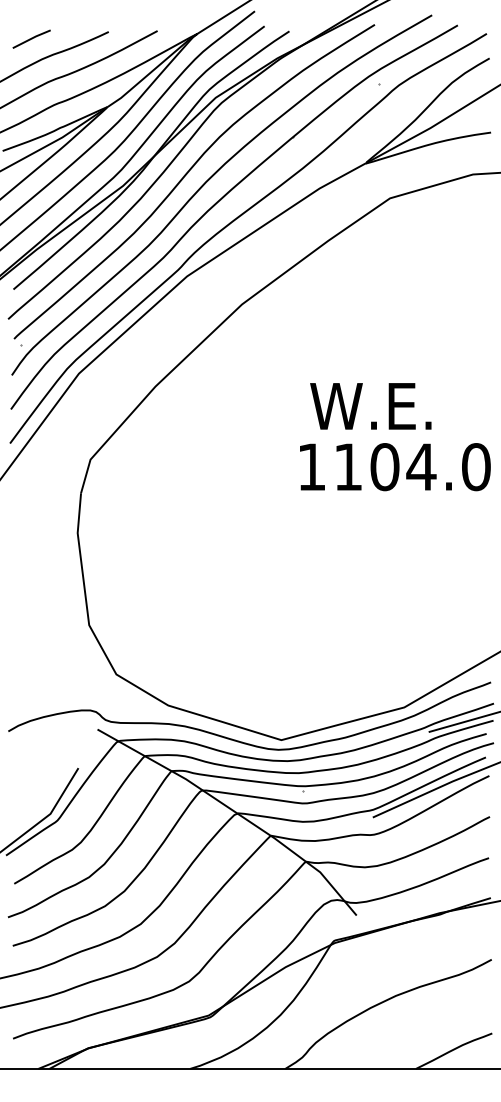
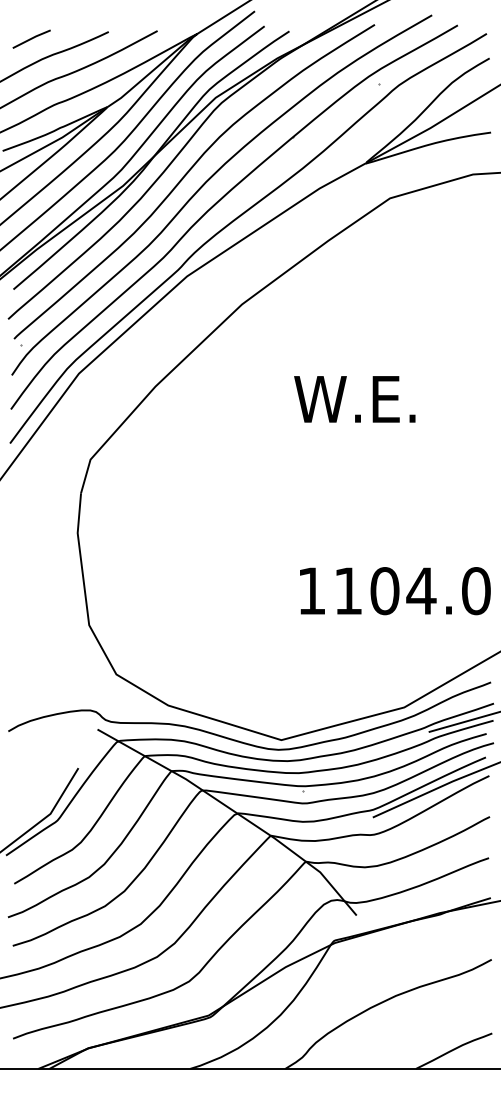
text position: (370, 406) -> (354, 399) (354, 399)
text position: (395, 467) -> (395, 591) (395, 591)
